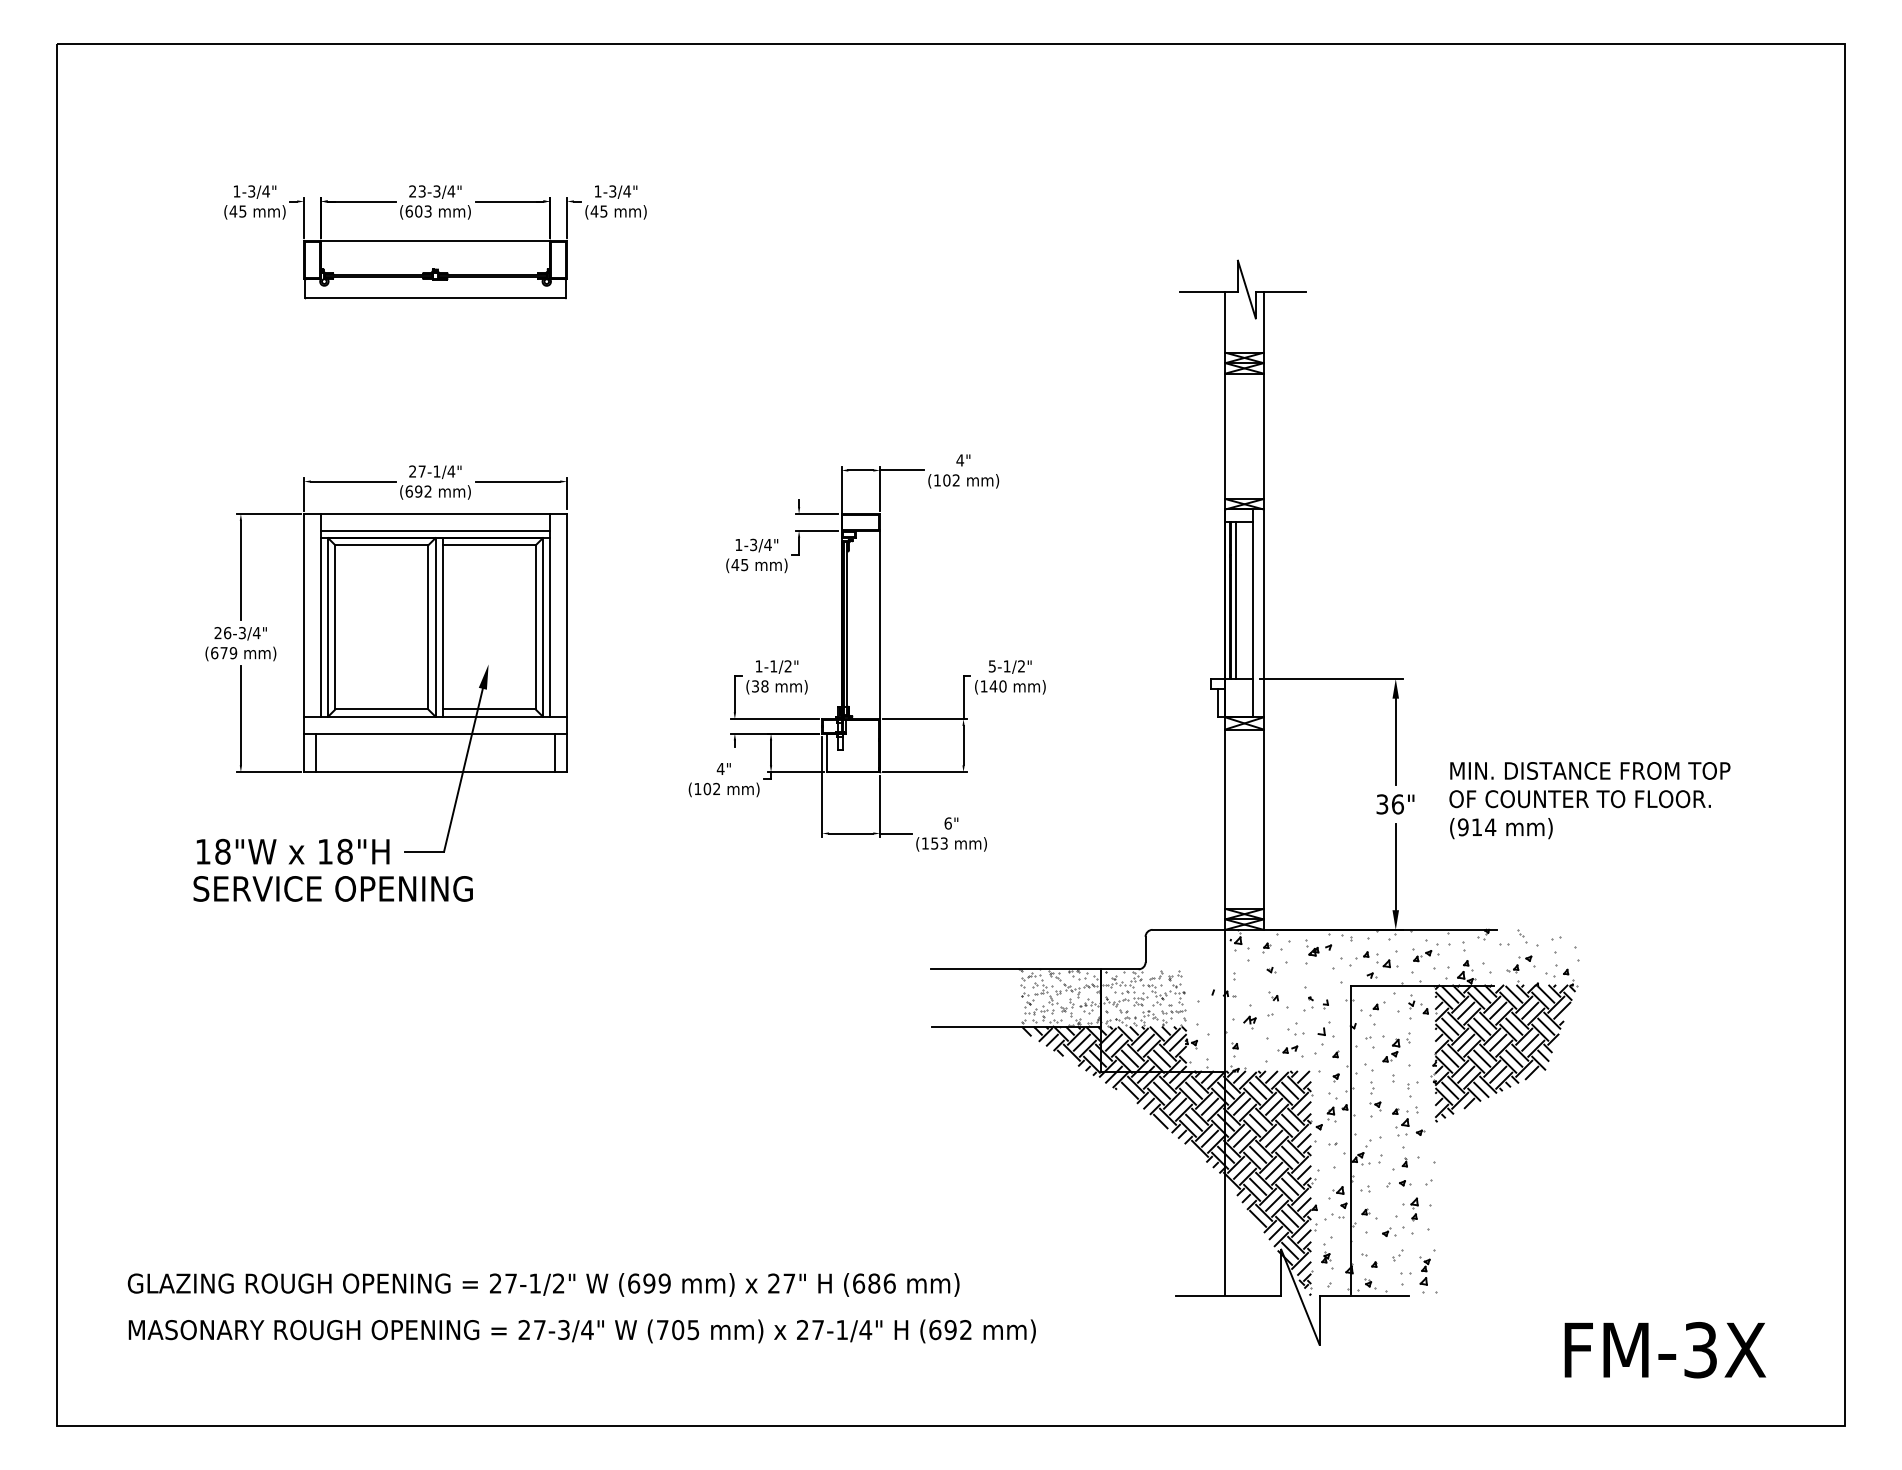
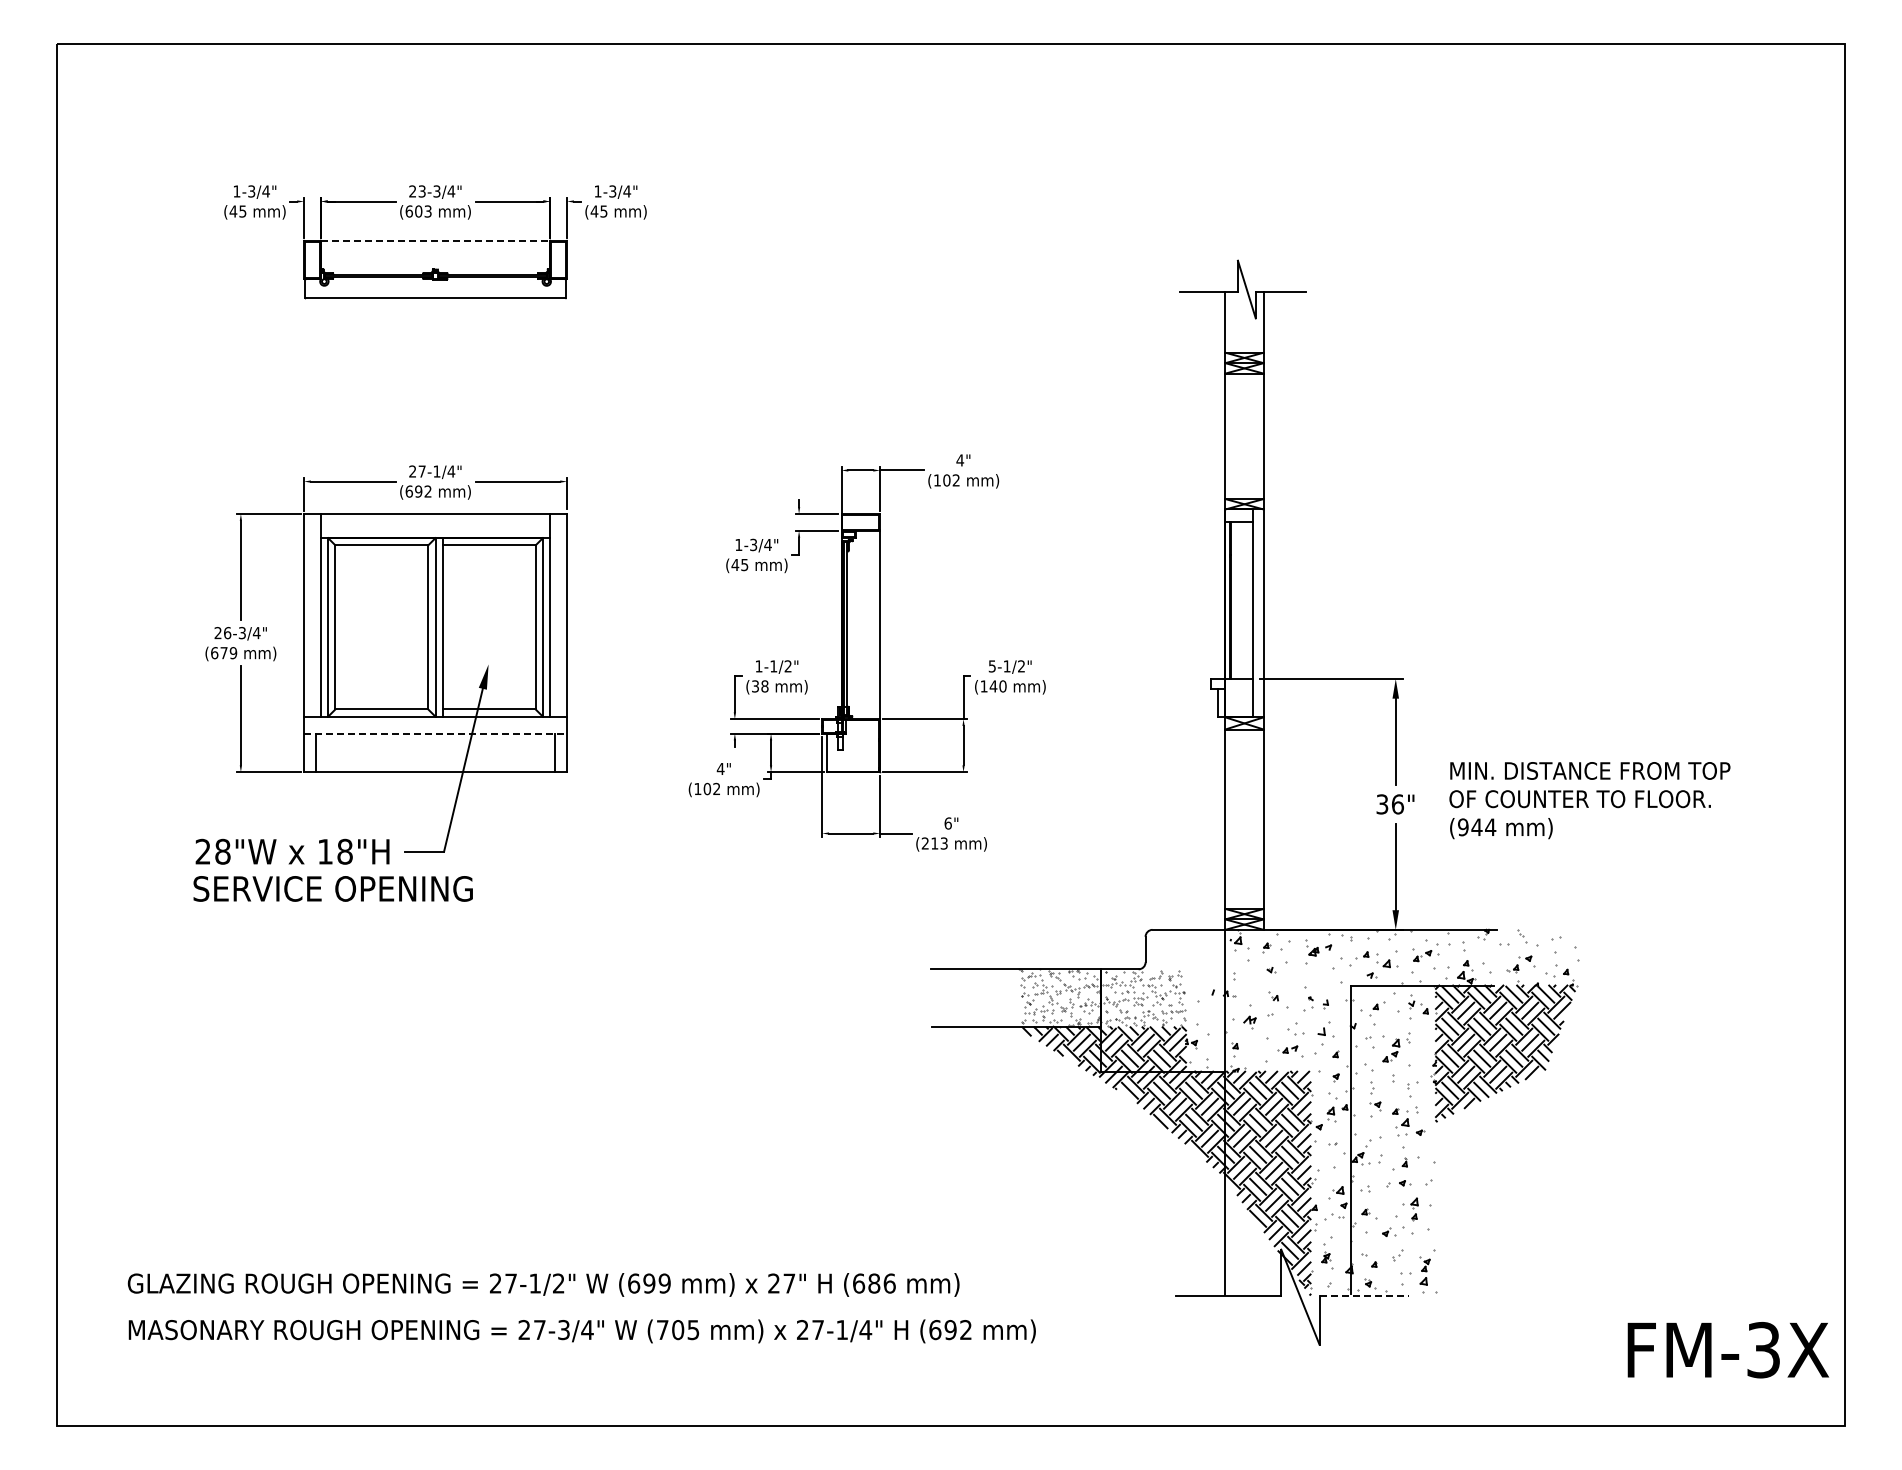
line: solid -> dashed (436, 240)
line: present -> none (435, 530)
line: present -> none (1235, 600)
line: solid -> dashed (435, 733)
text: (914 -> (944 (1476, 826)
text: (153 -> (213 (929, 843)
text: 18"W -> 28"W (202, 851)
line: solid -> dashed (1364, 1296)
text position: (1664, 1350) -> (1727, 1350) (1727, 1350)
